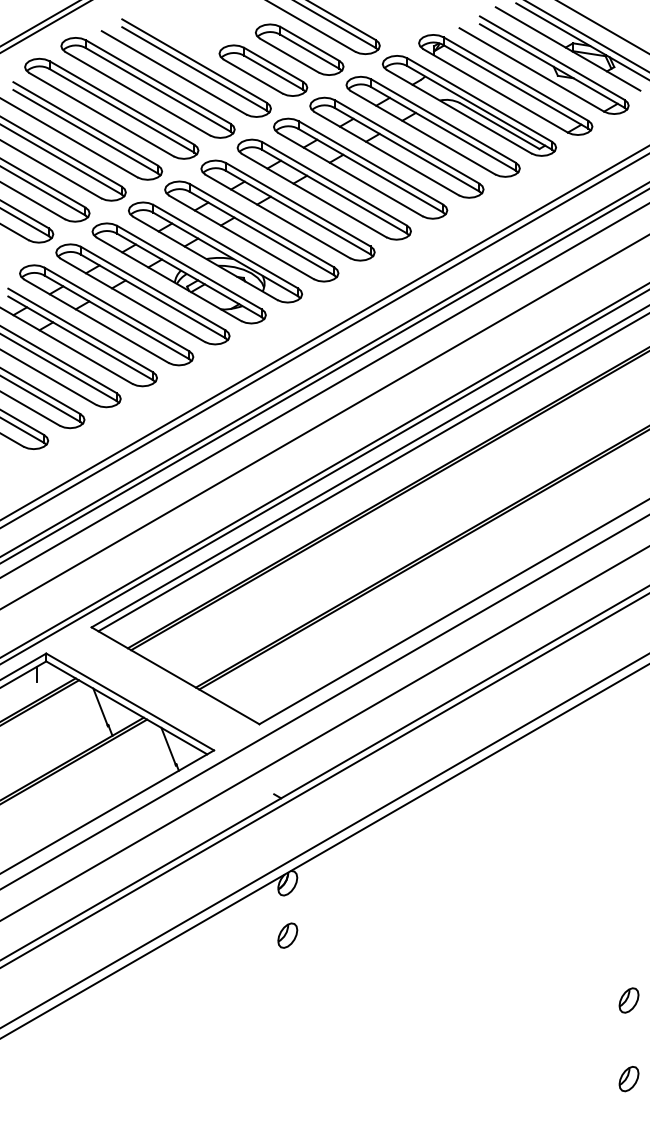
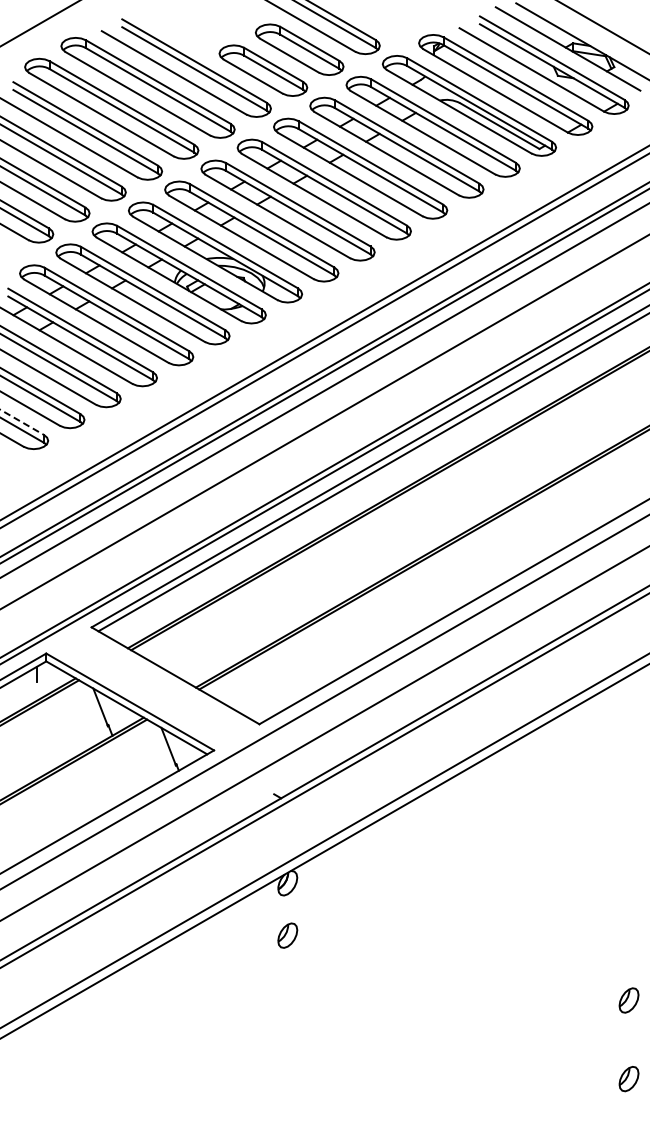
line: present -> none (45, 26)
line: present -> none (587, 36)
line: solid -> dashed (22, 422)
